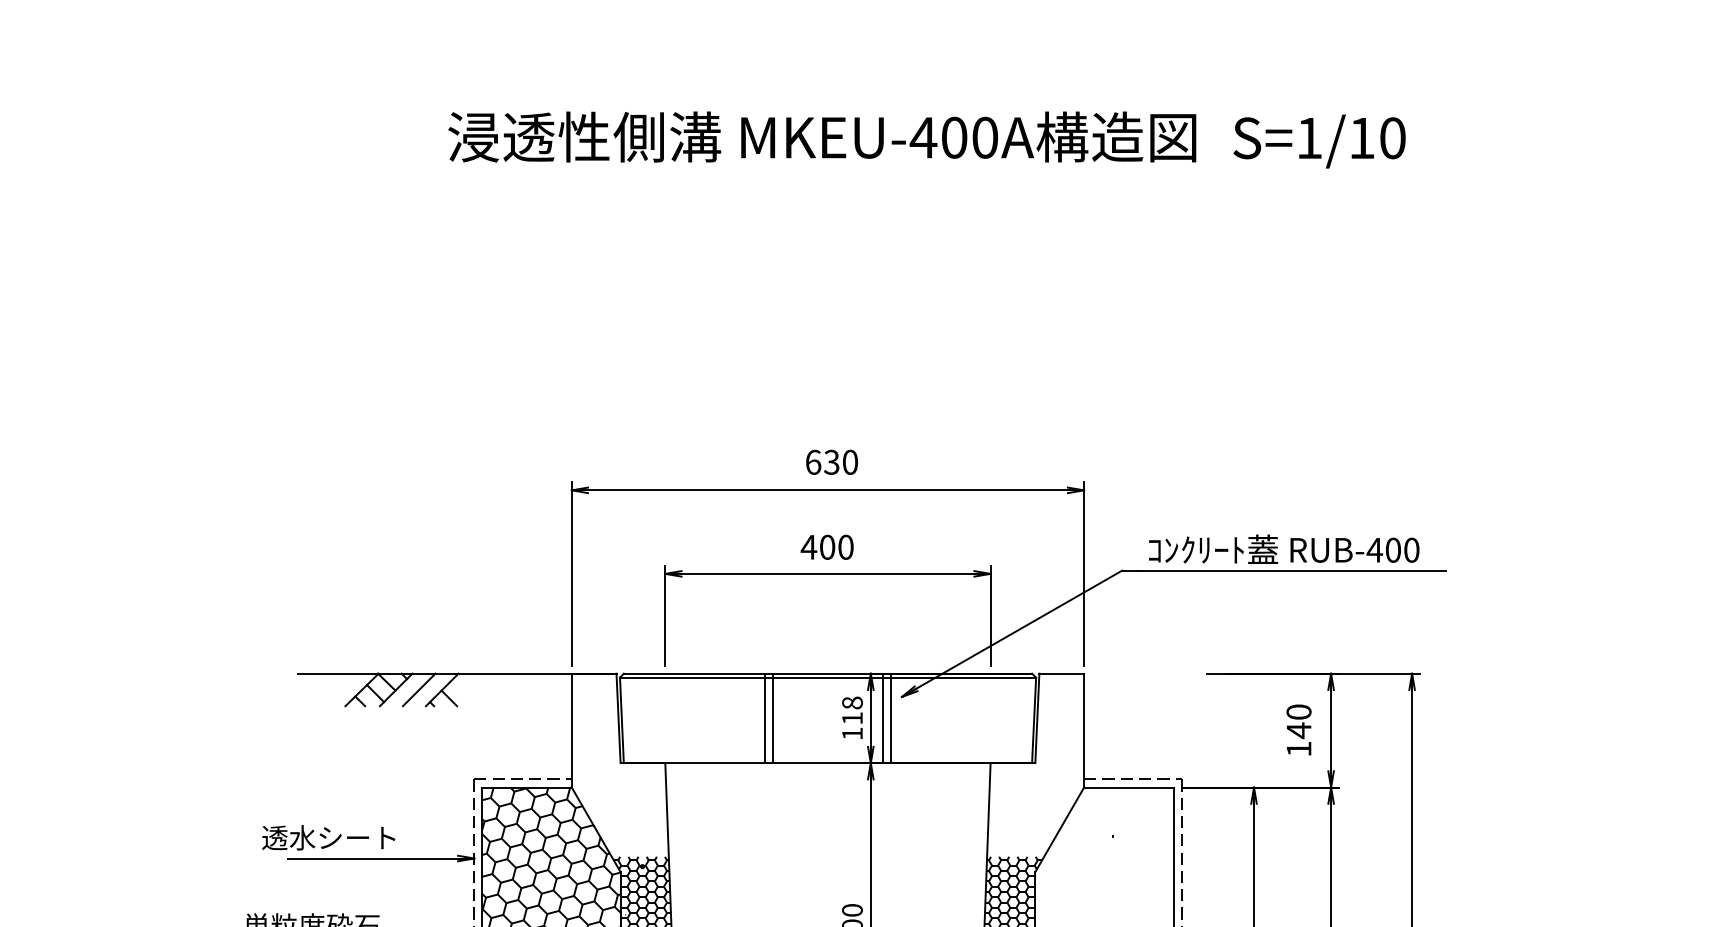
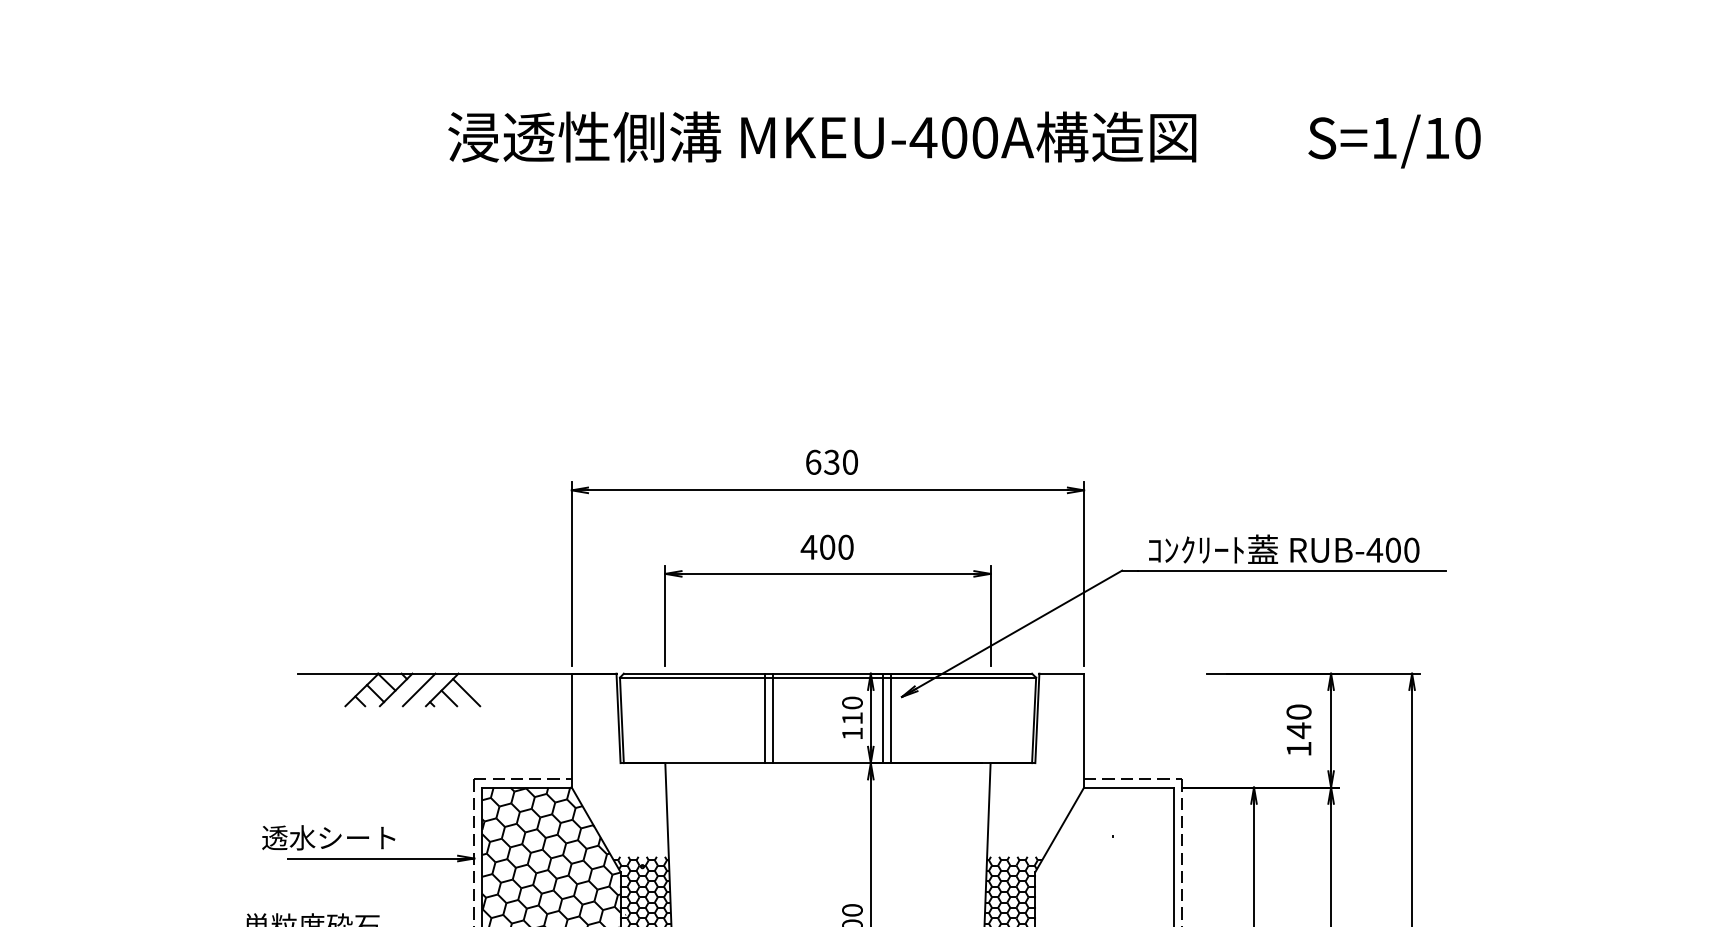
text position: (1319, 141) -> (1394, 141) (1394, 141)
line: none -> present (466, 692)
text: 118 -> 110 (852, 702)
